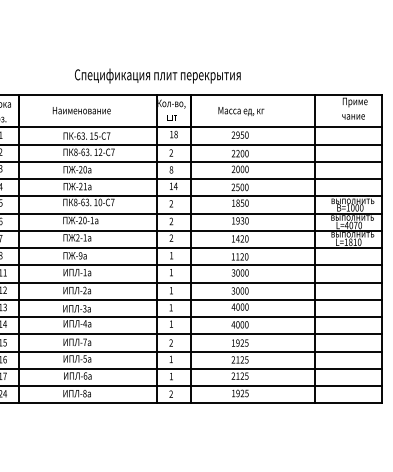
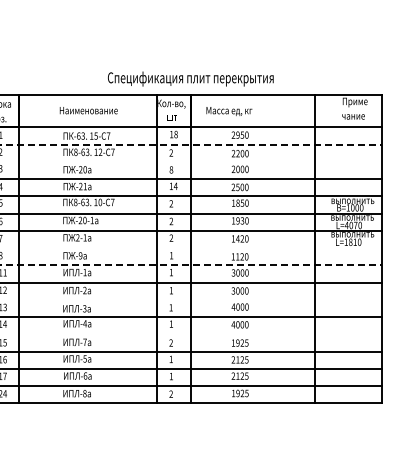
text position: (157, 75) -> (190, 78) (190, 78)
text position: (81, 110) -> (88, 110) (88, 110)
text position: (241, 111) -> (229, 111) (229, 111)
line: solid -> dashed (191, 144)
line: present -> none (192, 161)
line: present -> none (192, 248)
line: solid -> dashed (191, 265)
line: present -> none (192, 299)
line: present -> none (192, 334)
